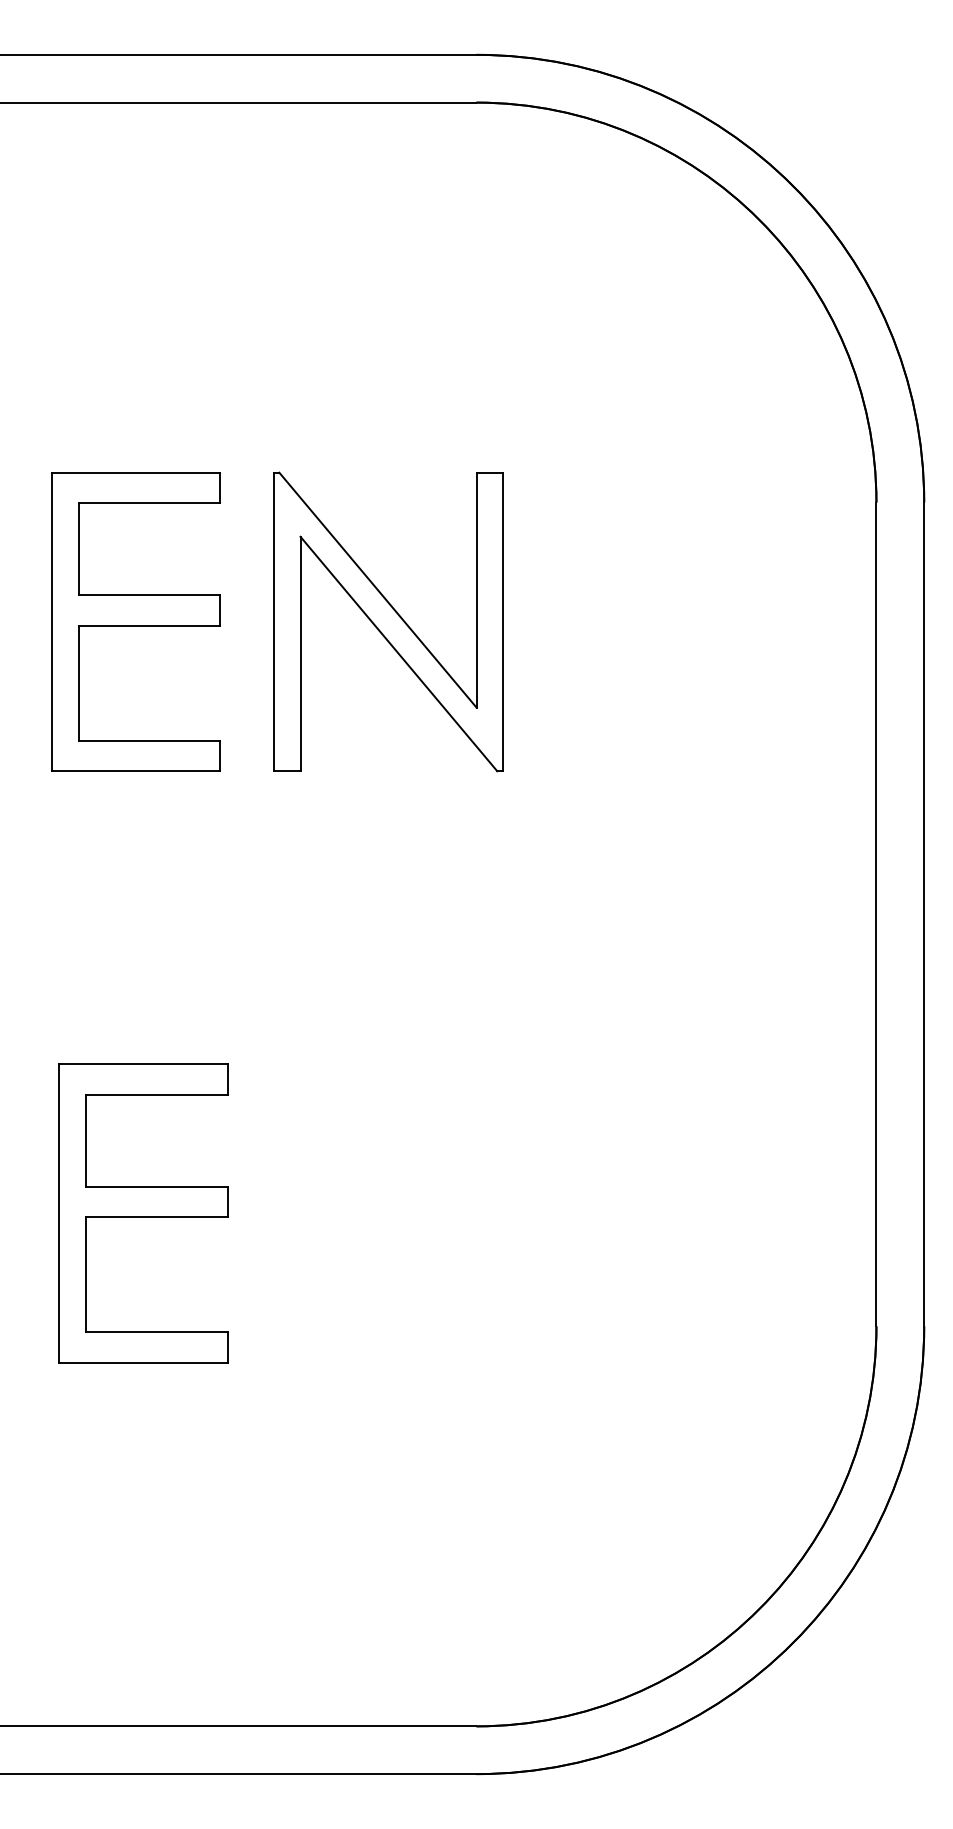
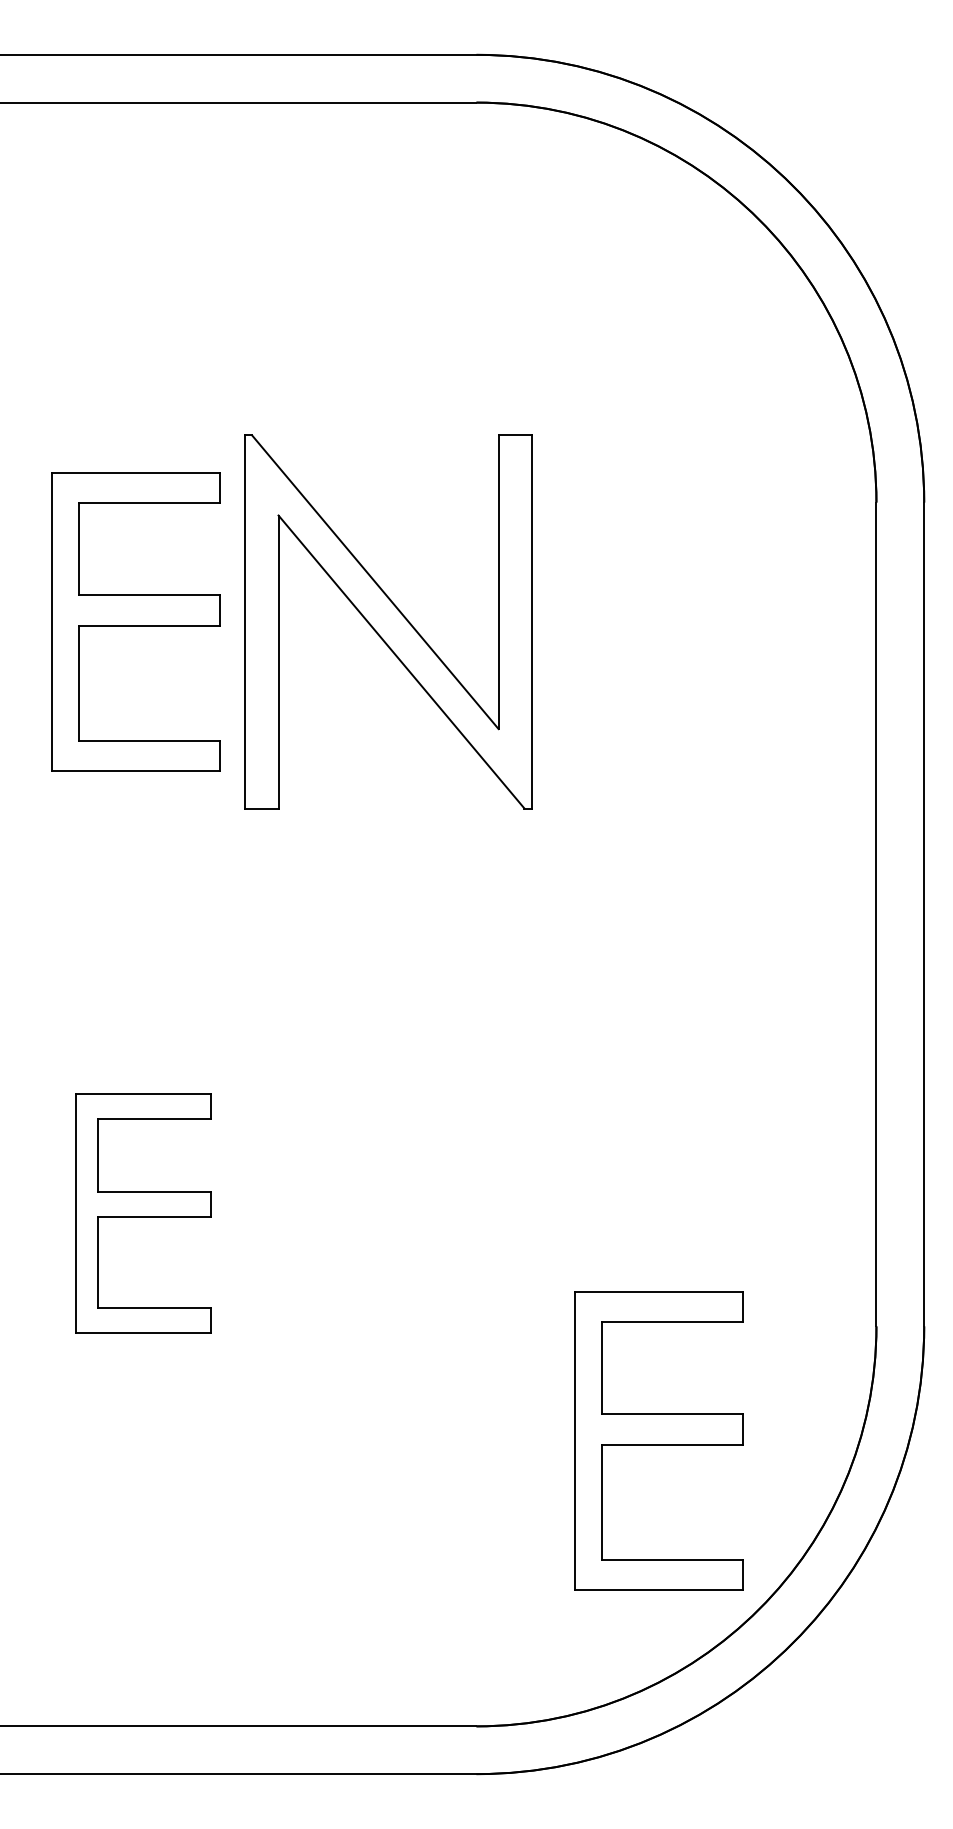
part size: 231x302 px -> 289x376 px (388, 621)
part size: 171x301 px -> 137x241 px (143, 1213)
part: none -> present (658, 1440)
